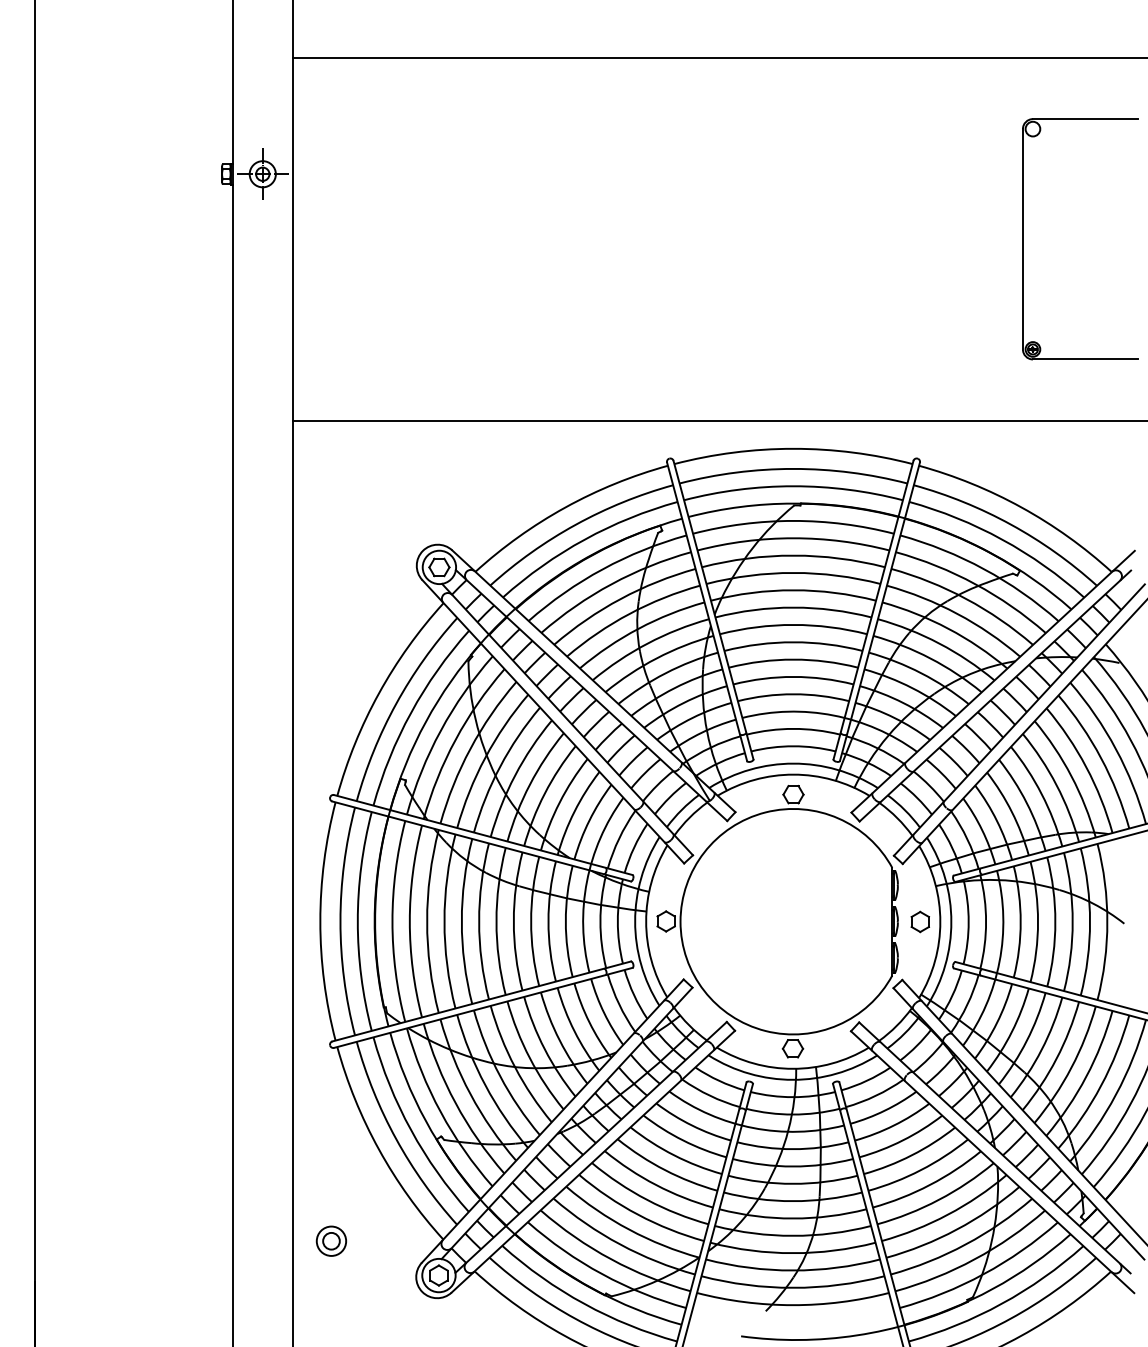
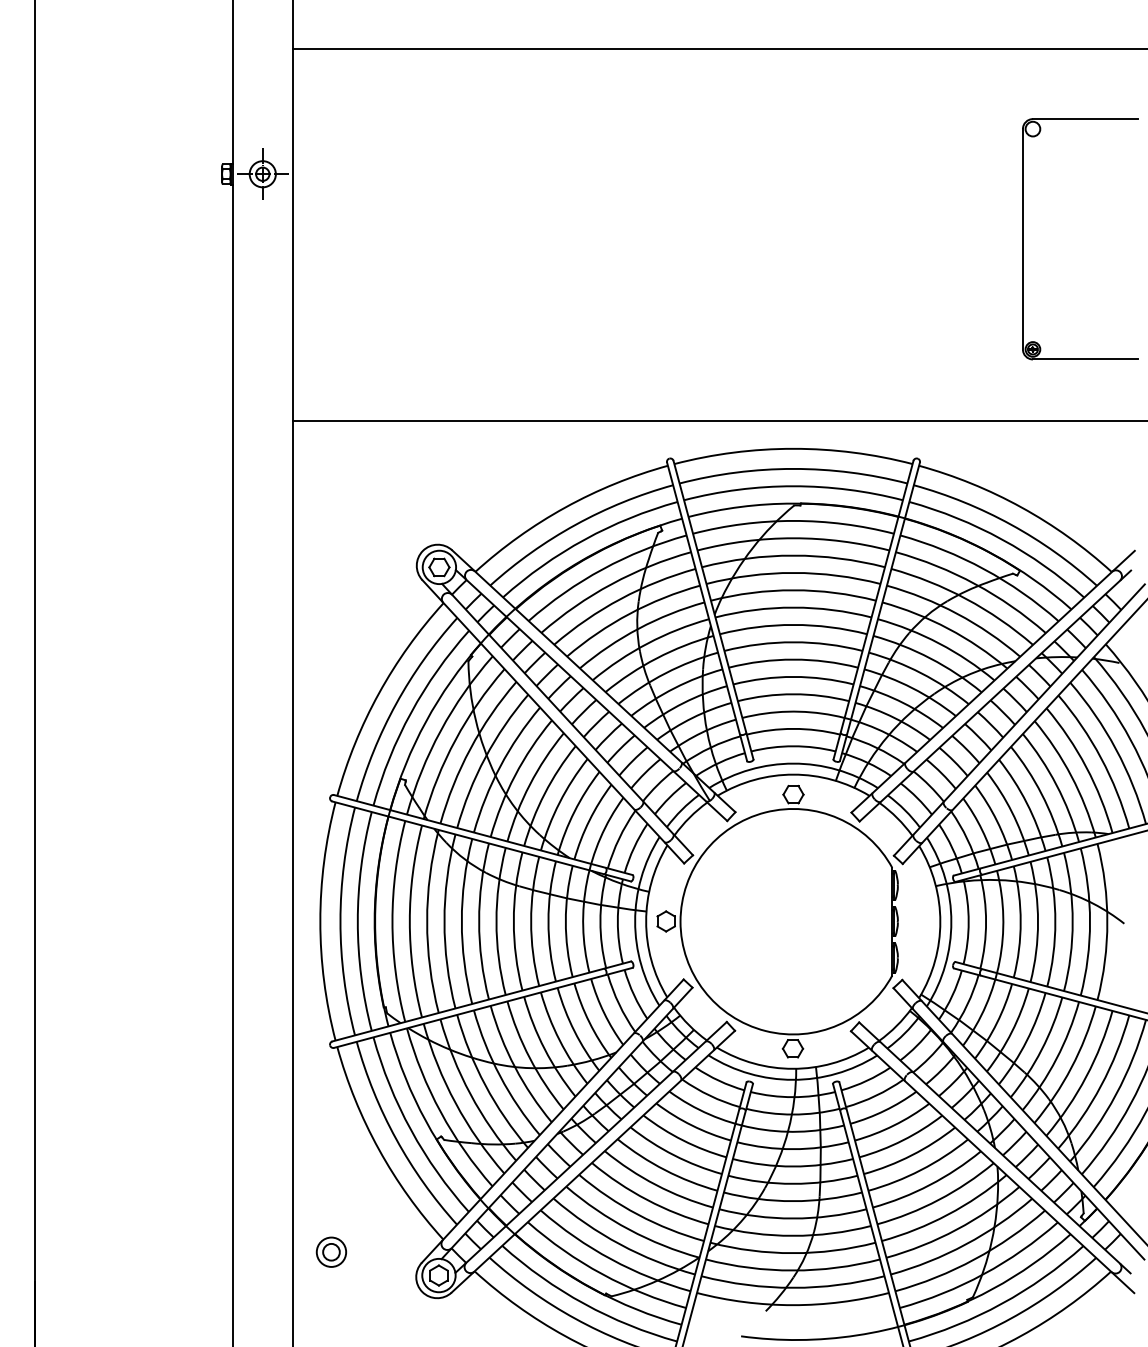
line position: (718, 57) -> (718, 48) (718, 48)
part: present -> none (919, 921)
part position: (331, 1240) -> (331, 1251) (331, 1251)
